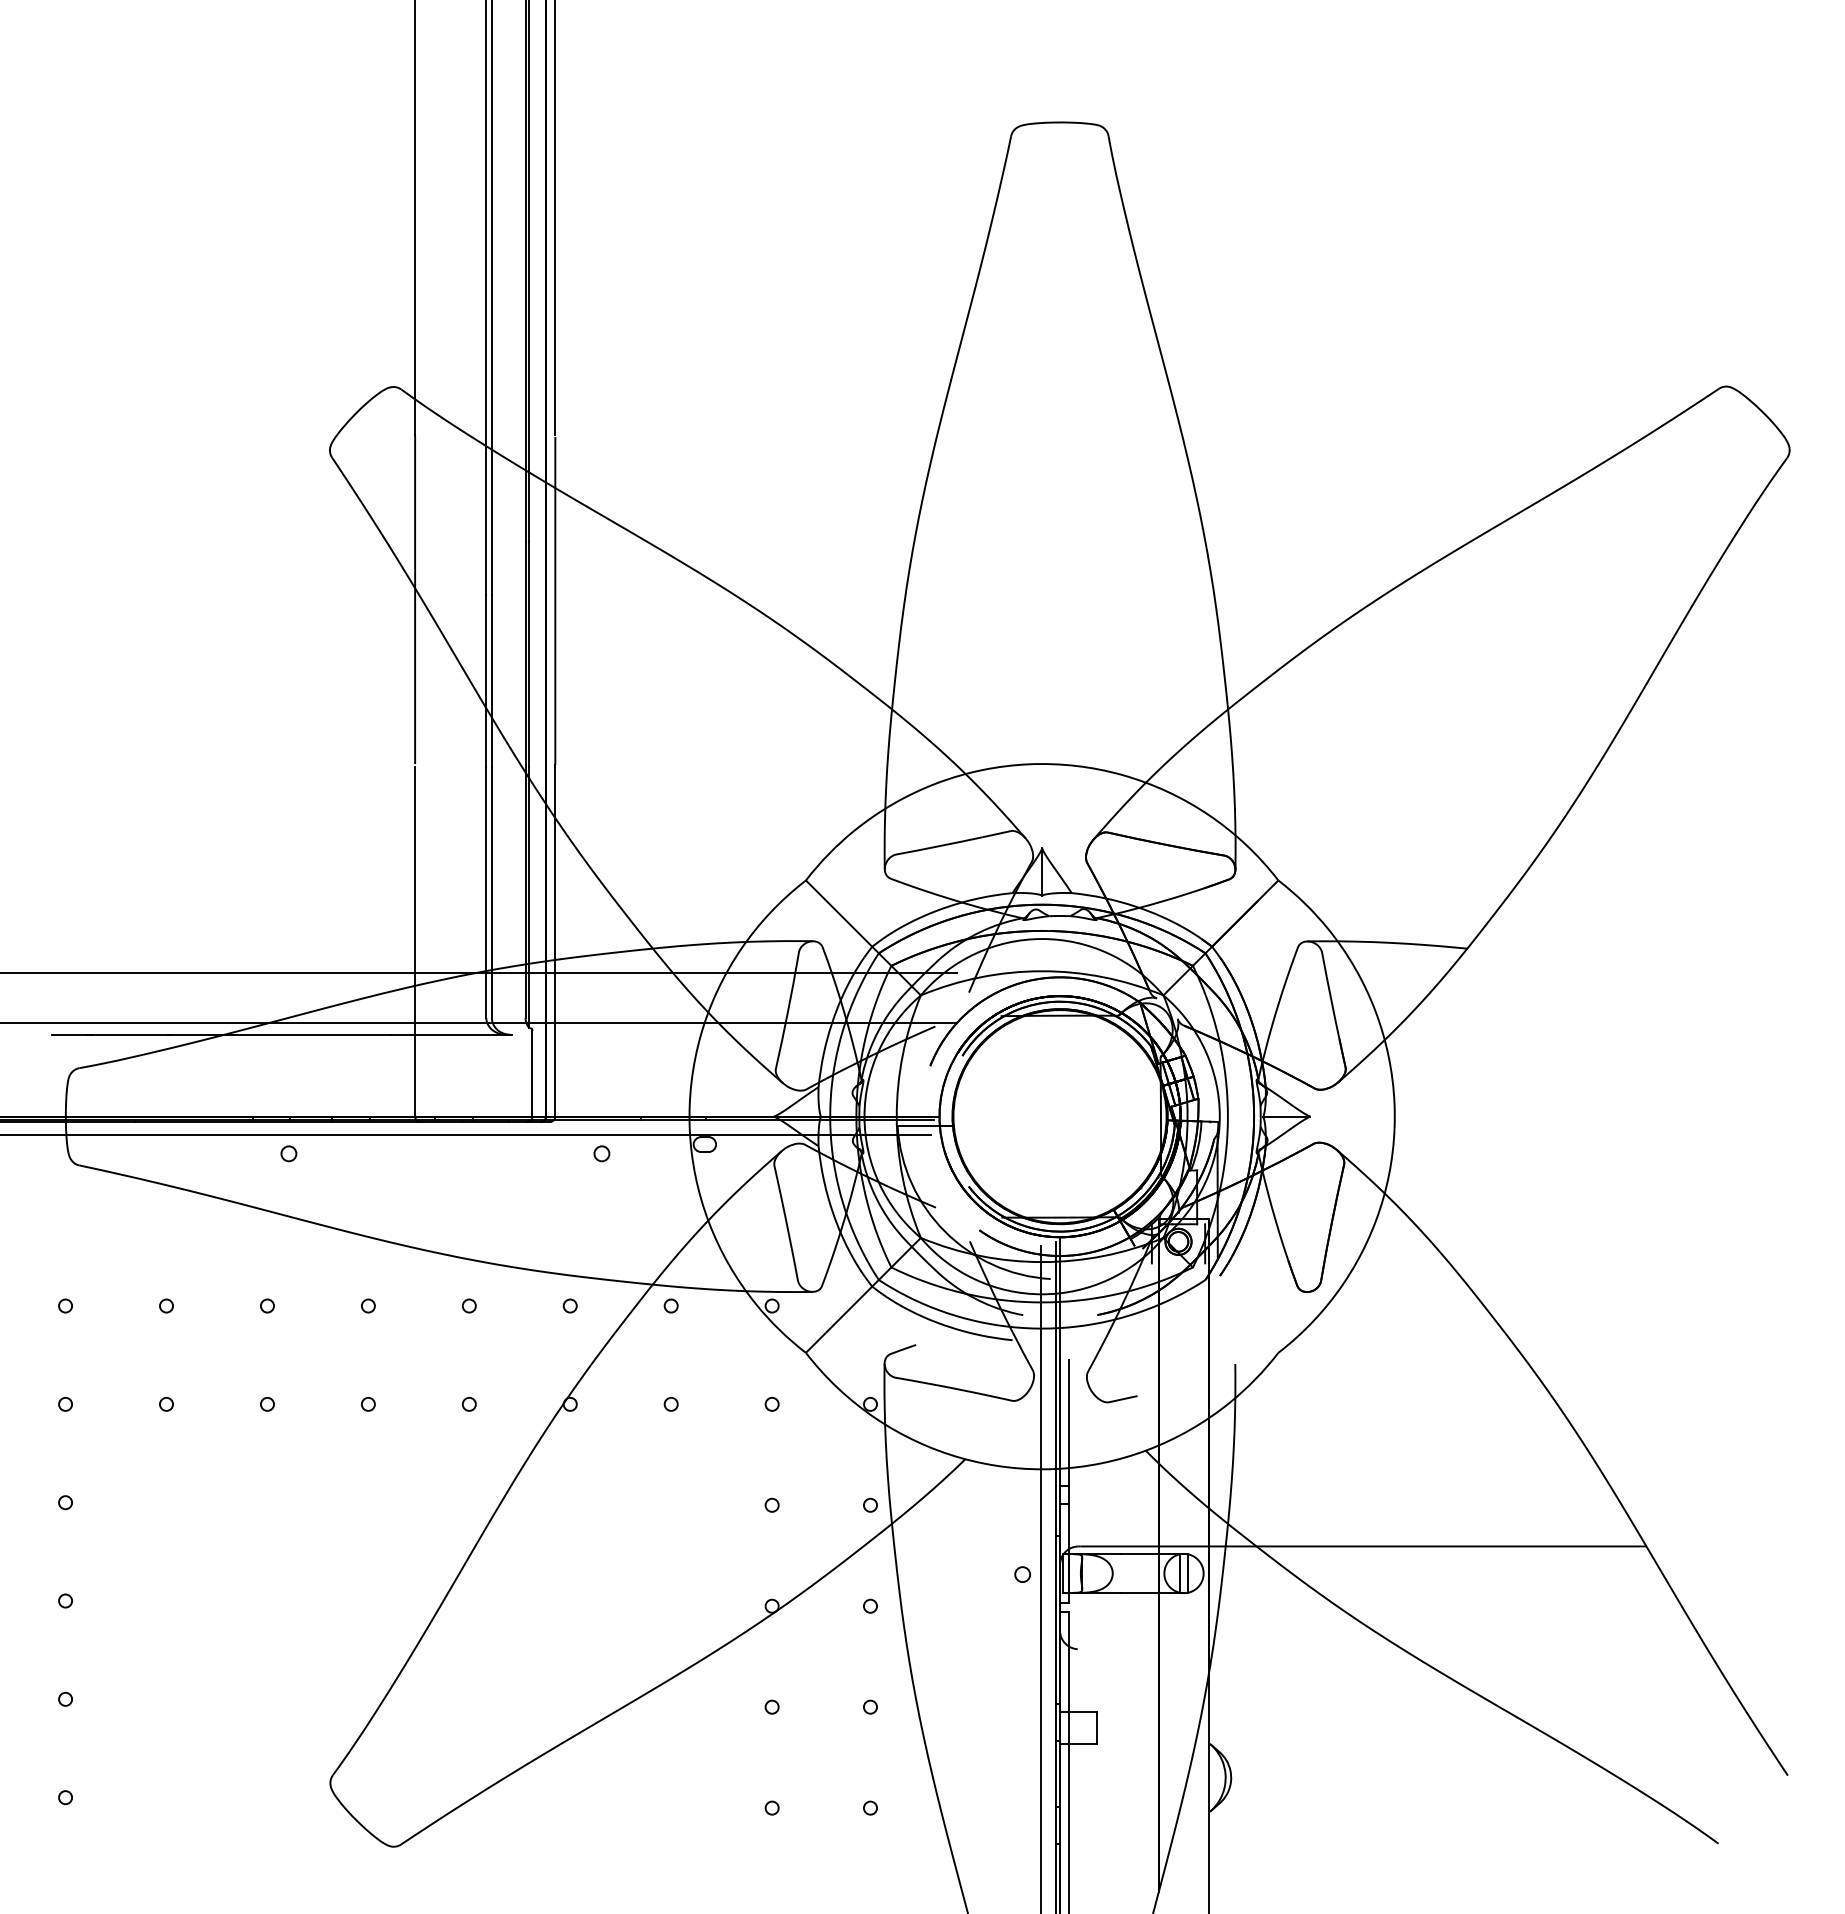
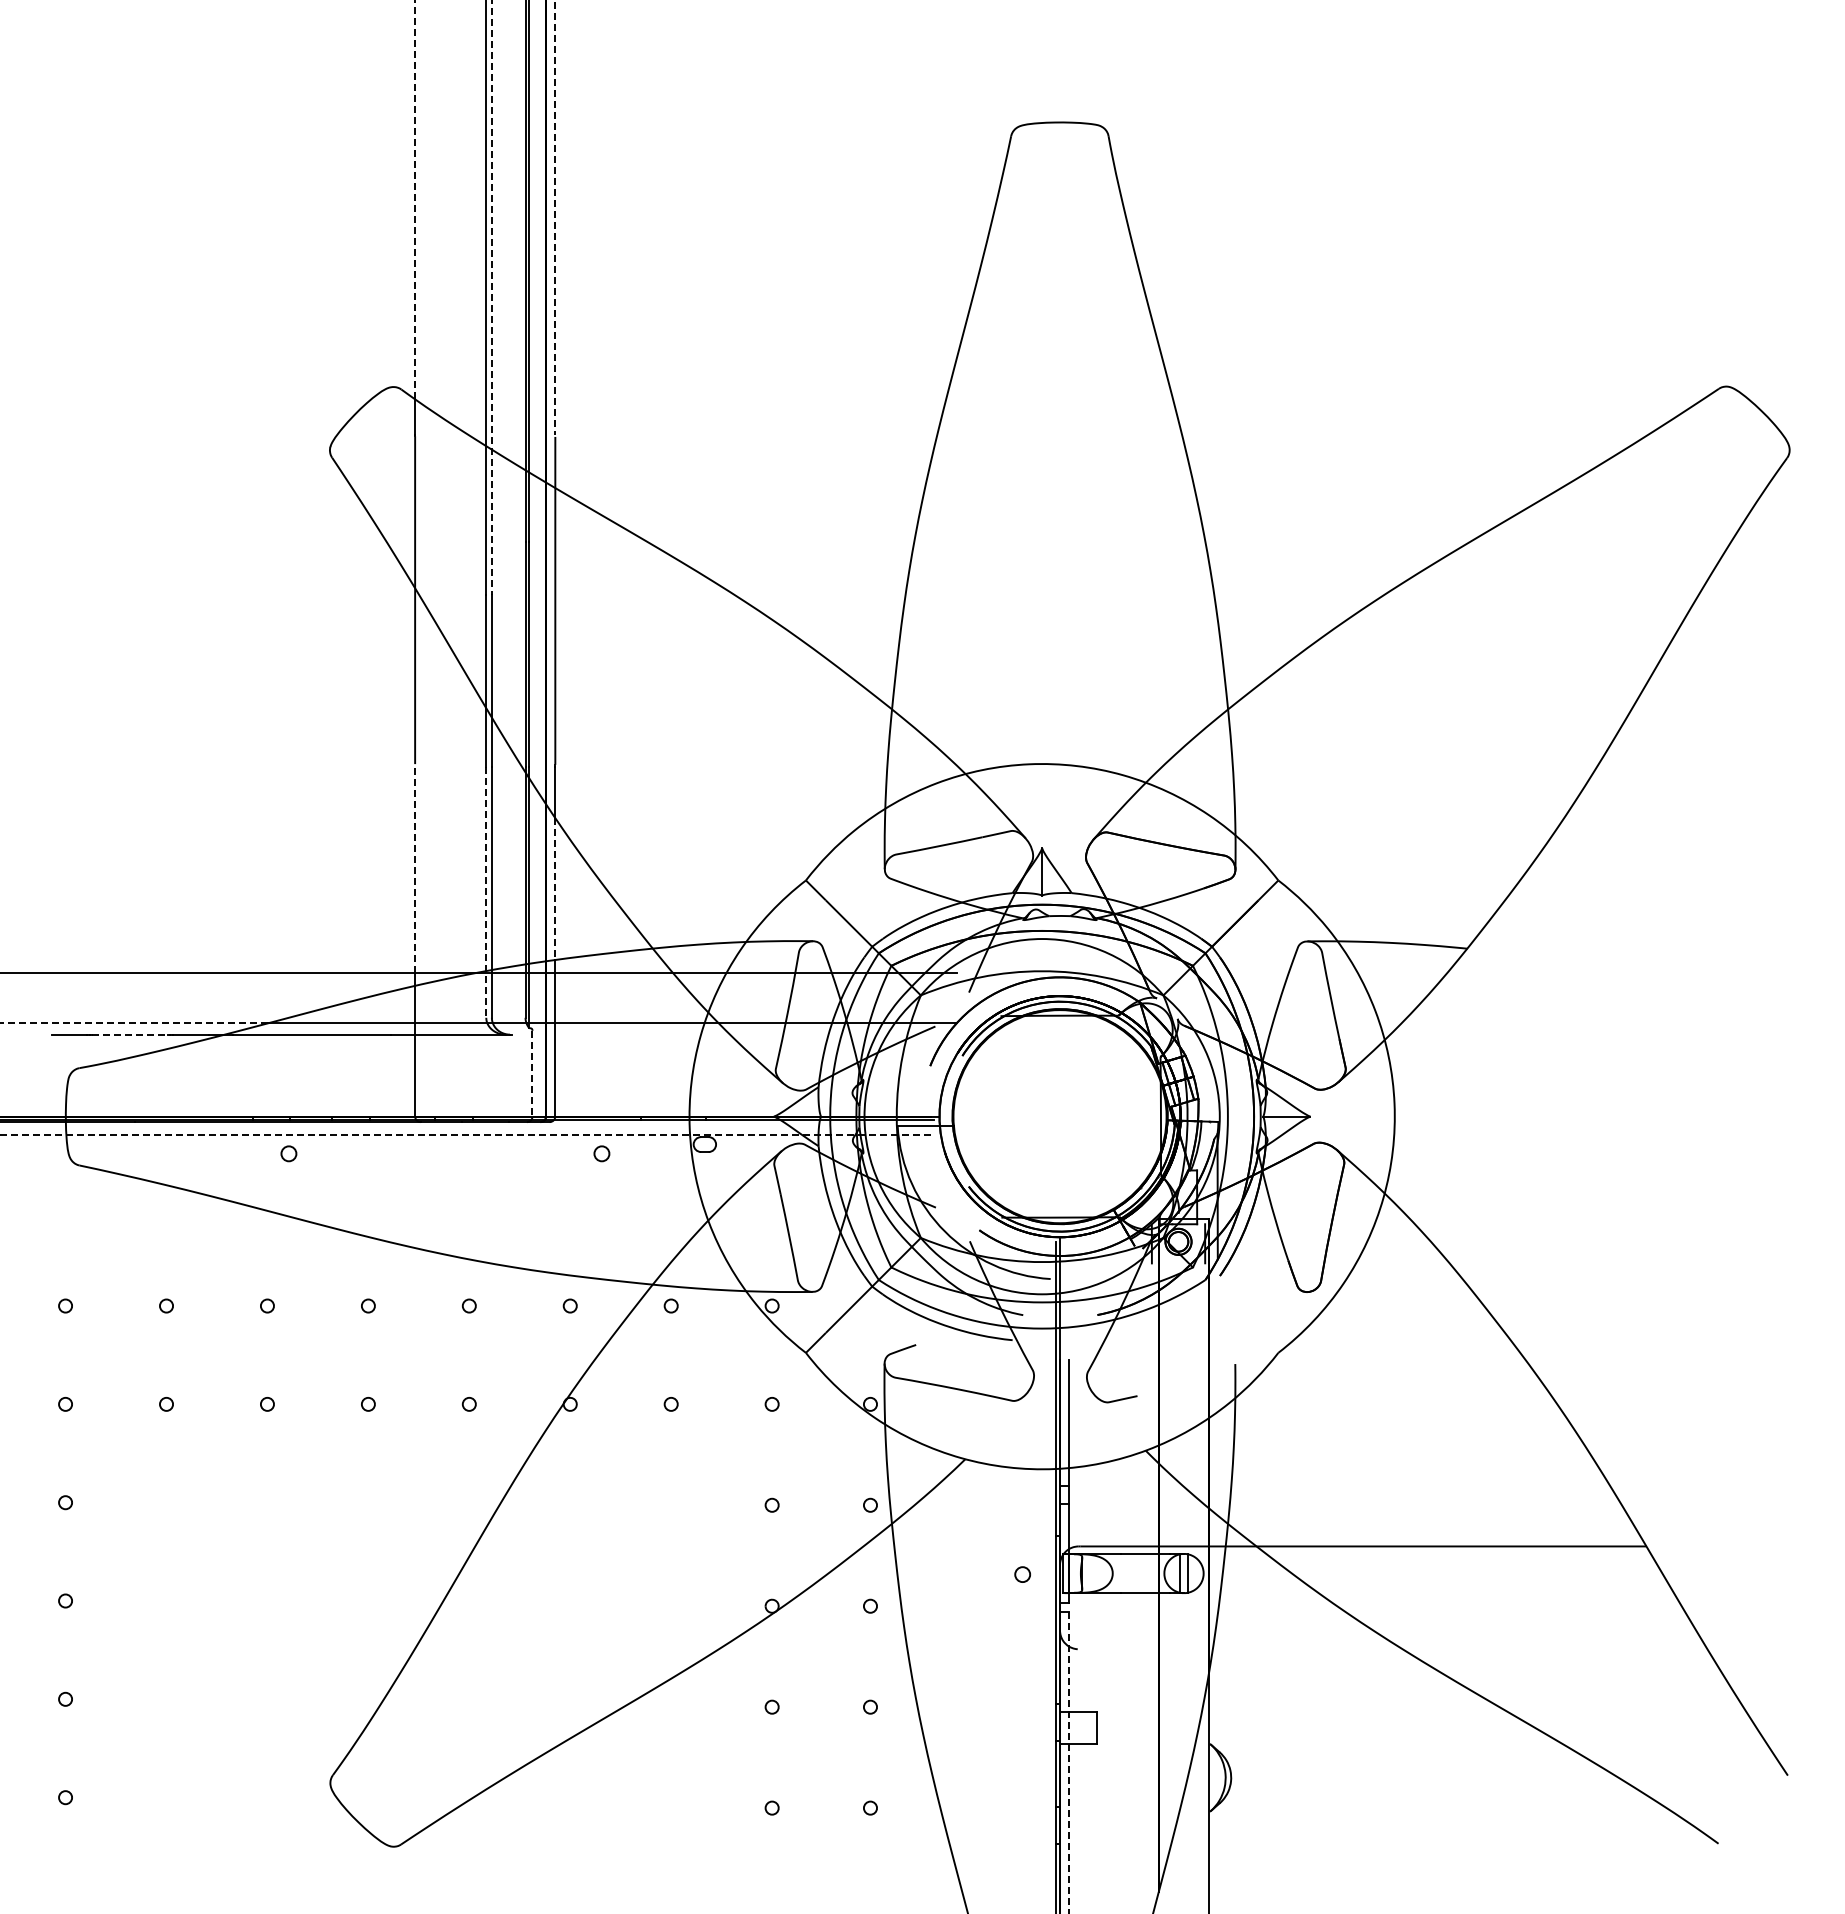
line: solid -> dashed (415, 199)
line: solid -> dashed (555, 217)
line: solid -> dashed (491, 298)
line: solid -> dashed (415, 869)
line: solid -> dashed (555, 889)
line: solid -> dashed (486, 892)
line: solid -> dashed (133, 1023)
line: solid -> dashed (130, 1034)
line: solid -> dashed (532, 1073)
line: solid -> dashed (466, 1135)
line: present -> none (1041, 1577)
line: solid -> dashed (1069, 1762)
